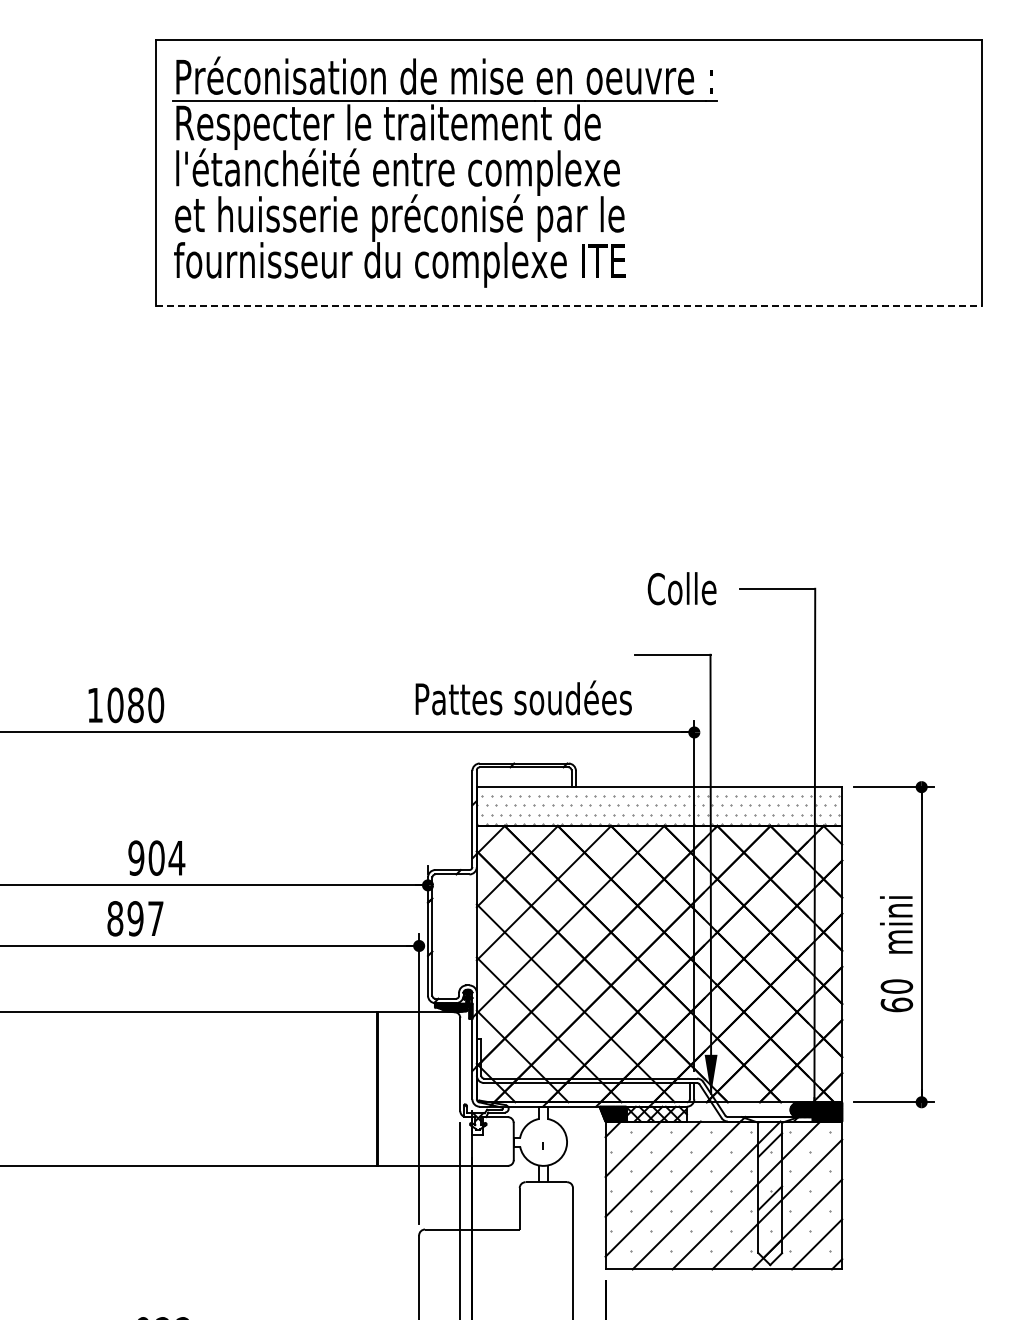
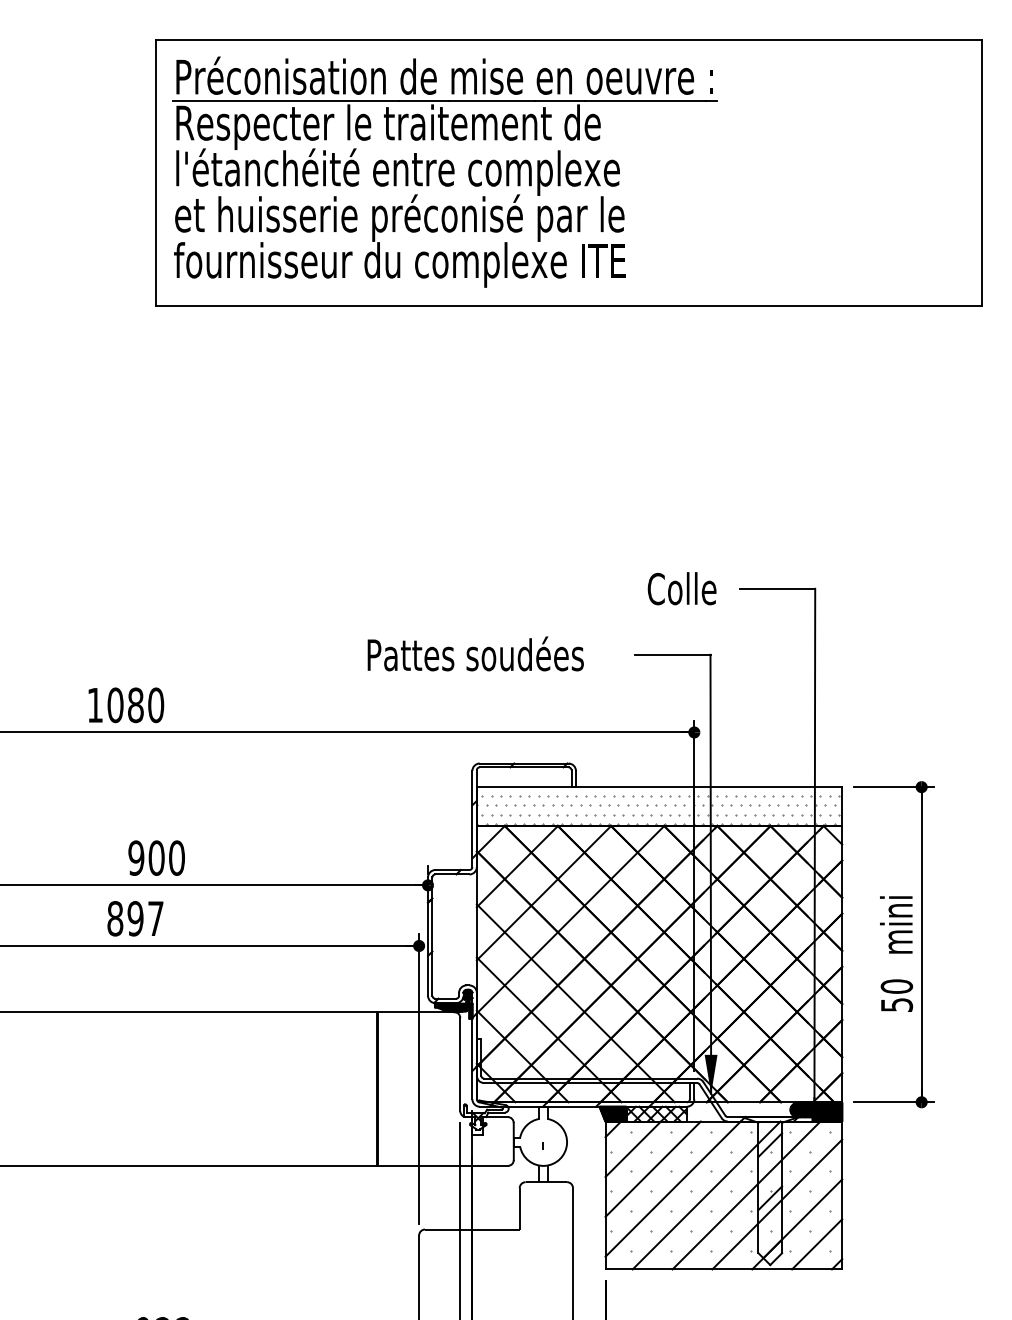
line: dashed -> solid (569, 306)
text position: (523, 697) -> (475, 653) (475, 653)
text: 904 -> 900 (176, 857)
text: 60 -> 50 (896, 1004)
